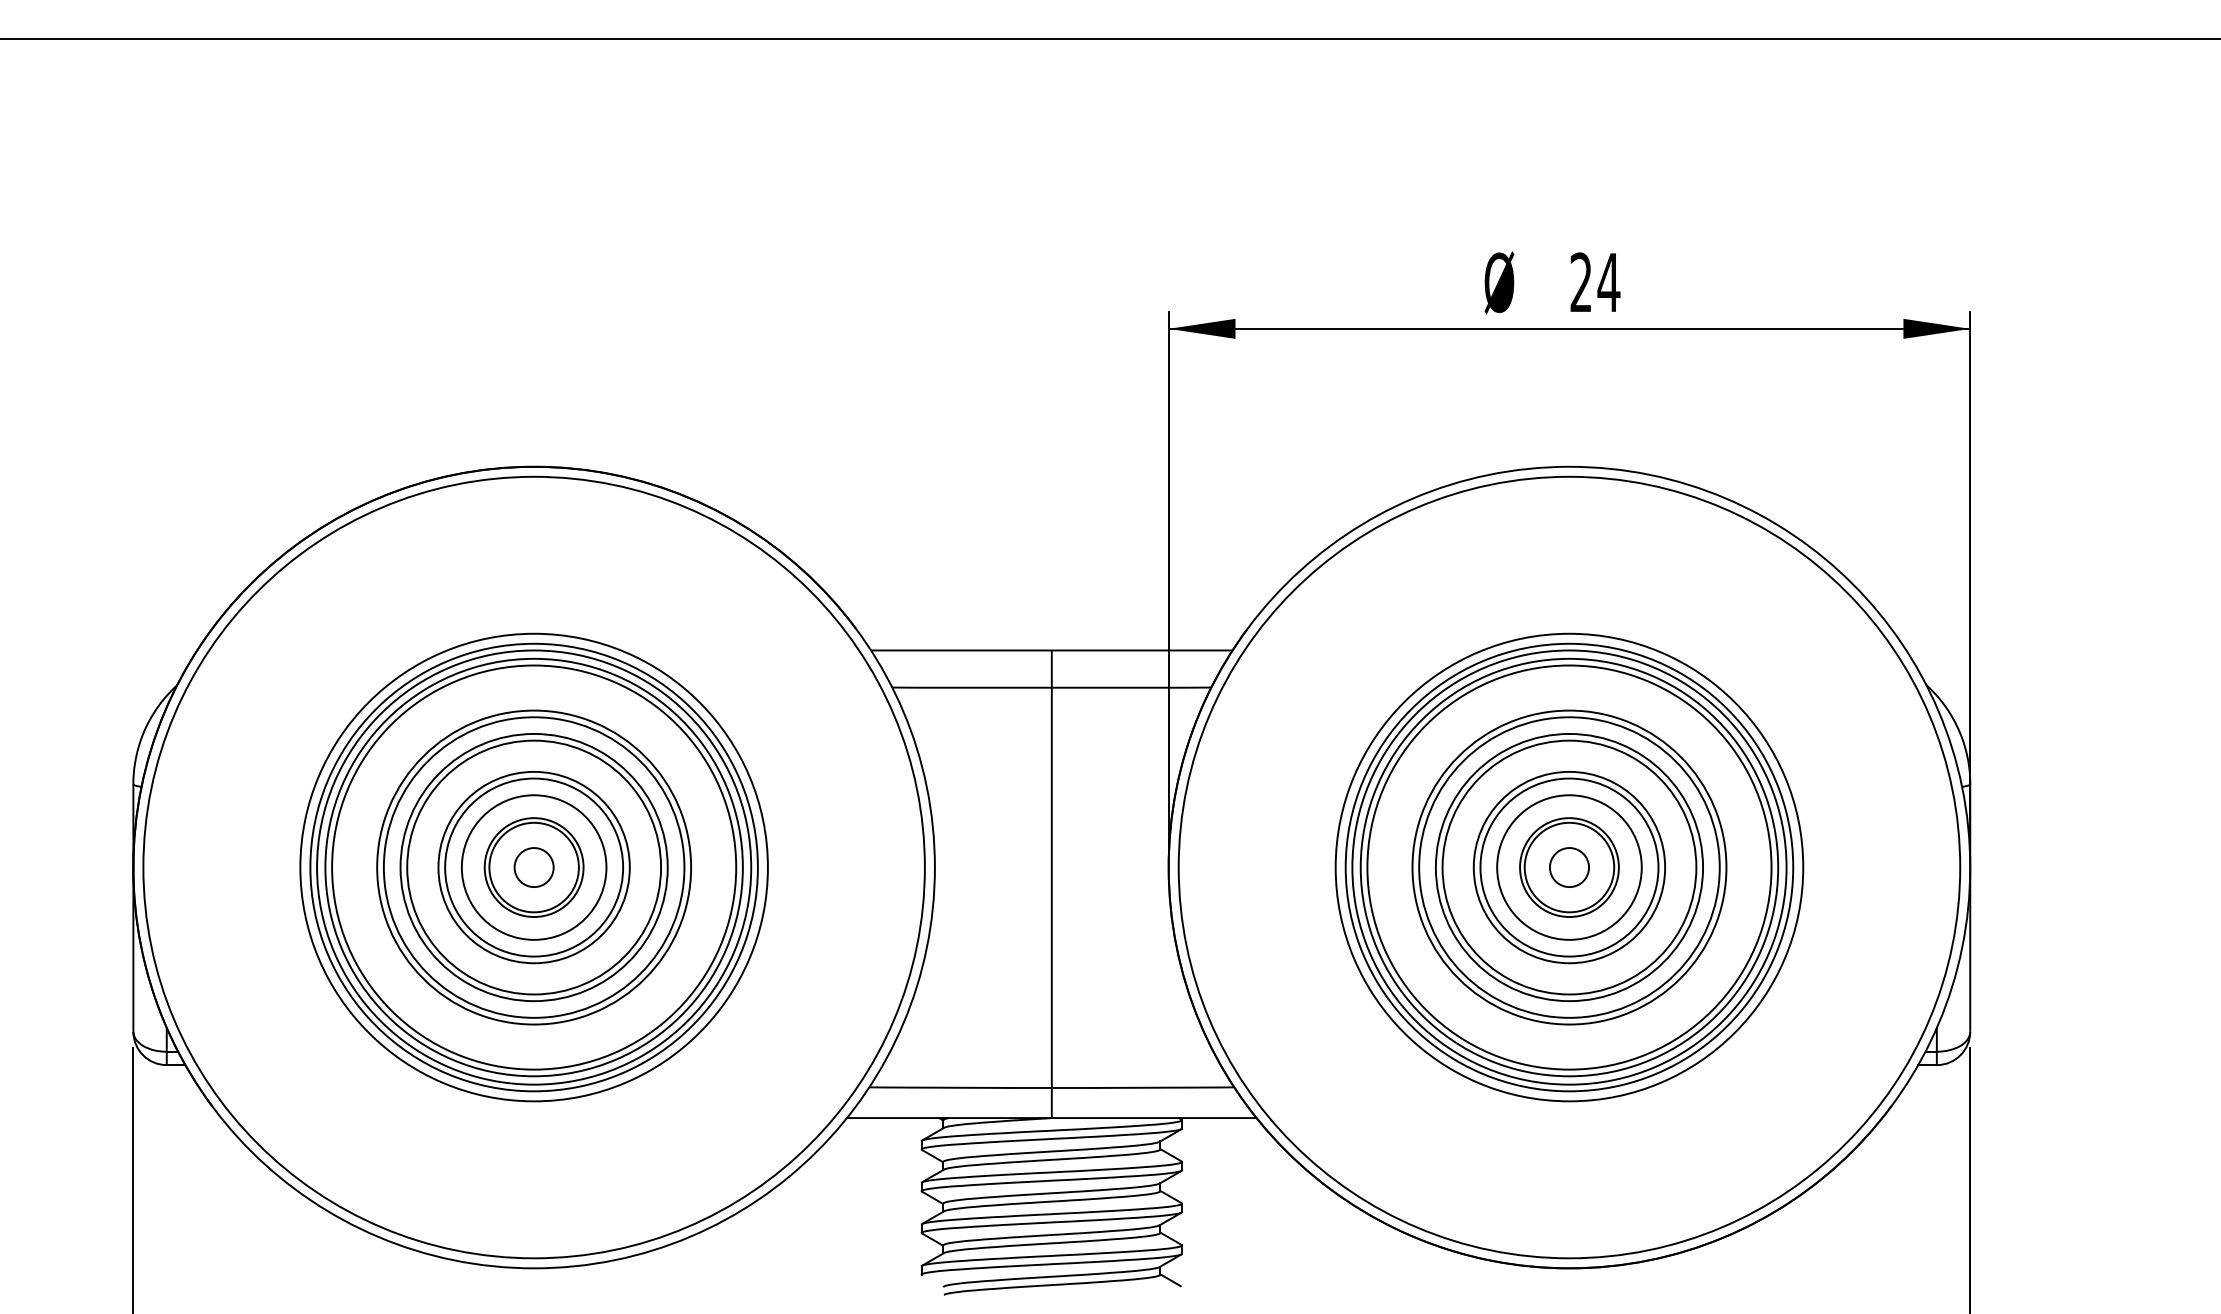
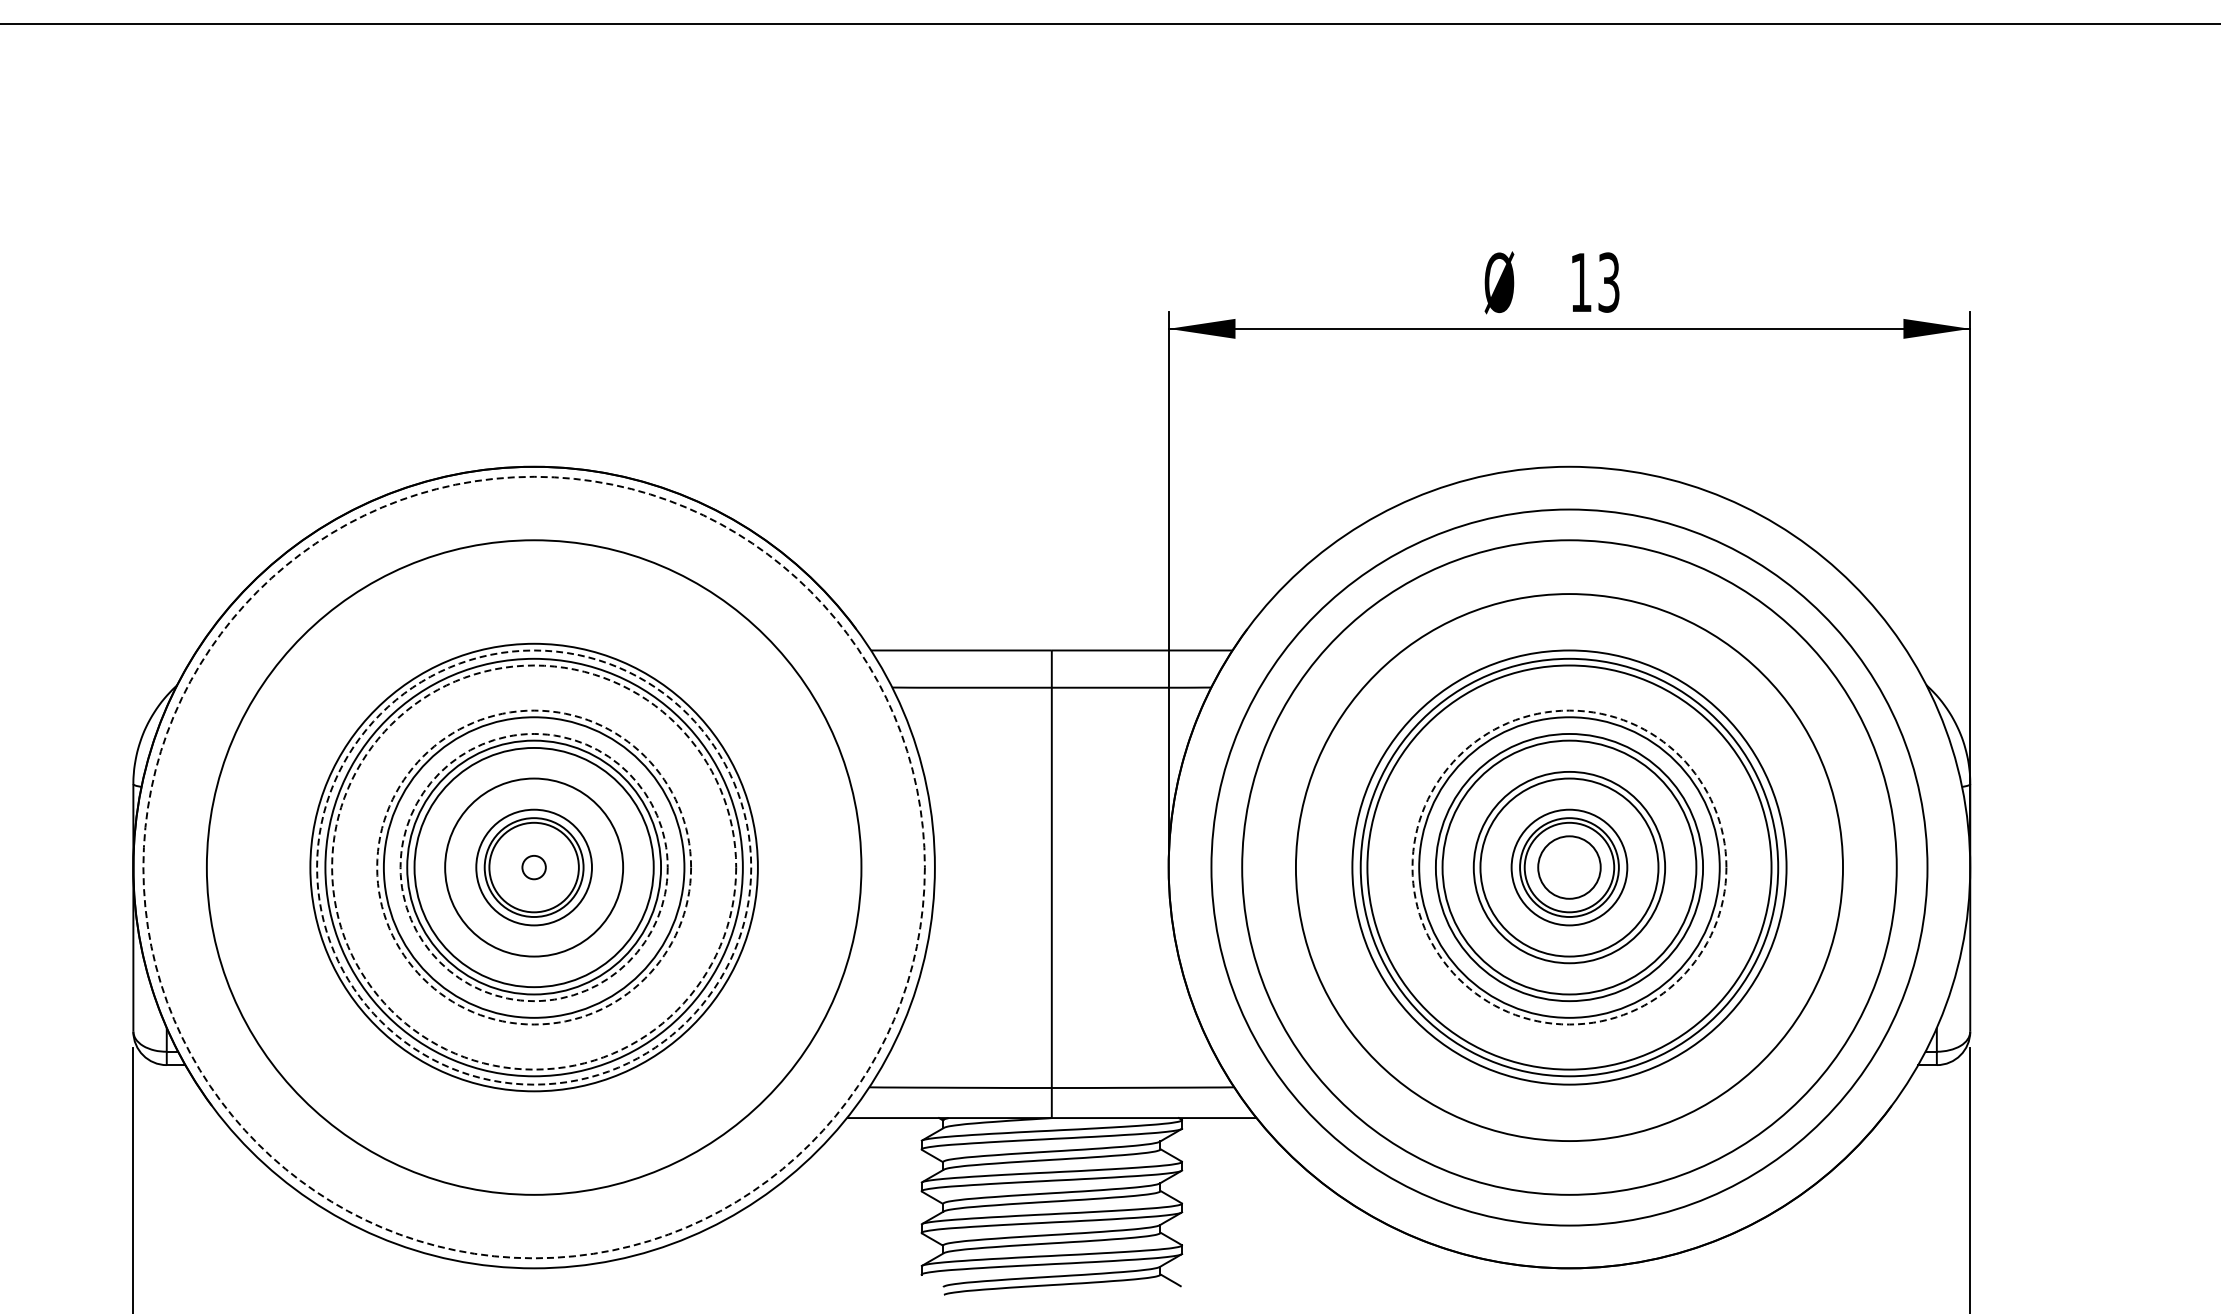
line position: (1109, 39) -> (1109, 24) (1109, 24)
text: 24 -> 13 (1595, 282)
circle diameter: 145 px -> 116 px (533, 867)
circle diameter: 191 px -> 239 px (533, 867)
circle diameter: 39 px -> 23 px (533, 867)
circle diameter: 468 px -> 655 px (533, 867)
circle: solid -> dashed (533, 867)
circle: solid -> dashed (533, 867)
circle: solid -> dashed (534, 867)
circle: solid -> dashed (534, 867)
circle: solid -> dashed (534, 867)
circle diameter: 145 px -> 116 px (1569, 867)
circle diameter: 39 px -> 63 px (1569, 867)
circle diameter: 448 px -> 716 px (1569, 867)
circle diameter: 468 px -> 655 px (1569, 867)
circle diameter: 782 px -> 547 px (1569, 867)
circle: solid -> dashed (1569, 867)
